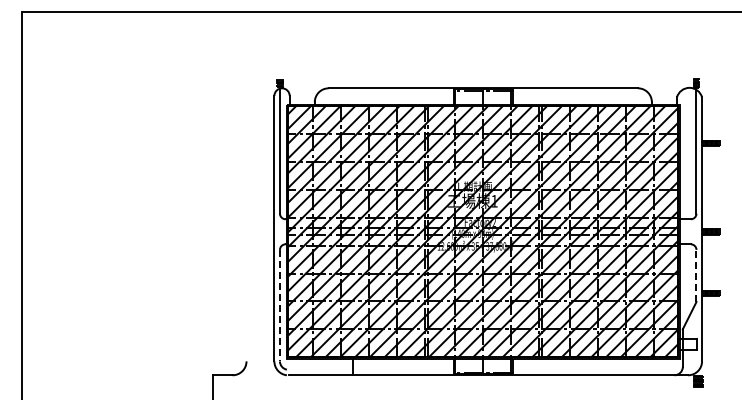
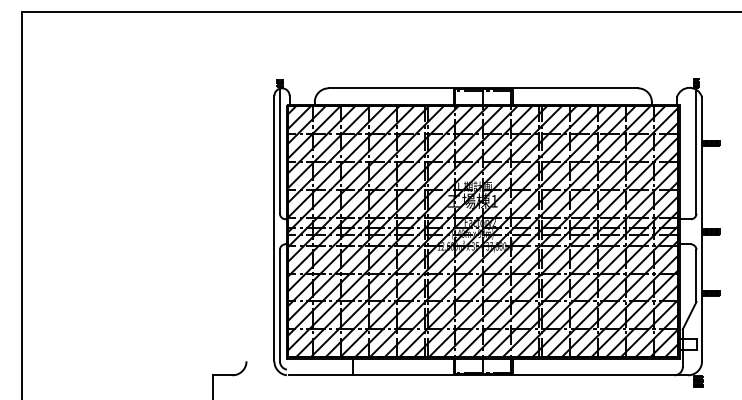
line: dashed -> solid (696, 275)
line: dashed -> solid (279, 305)
